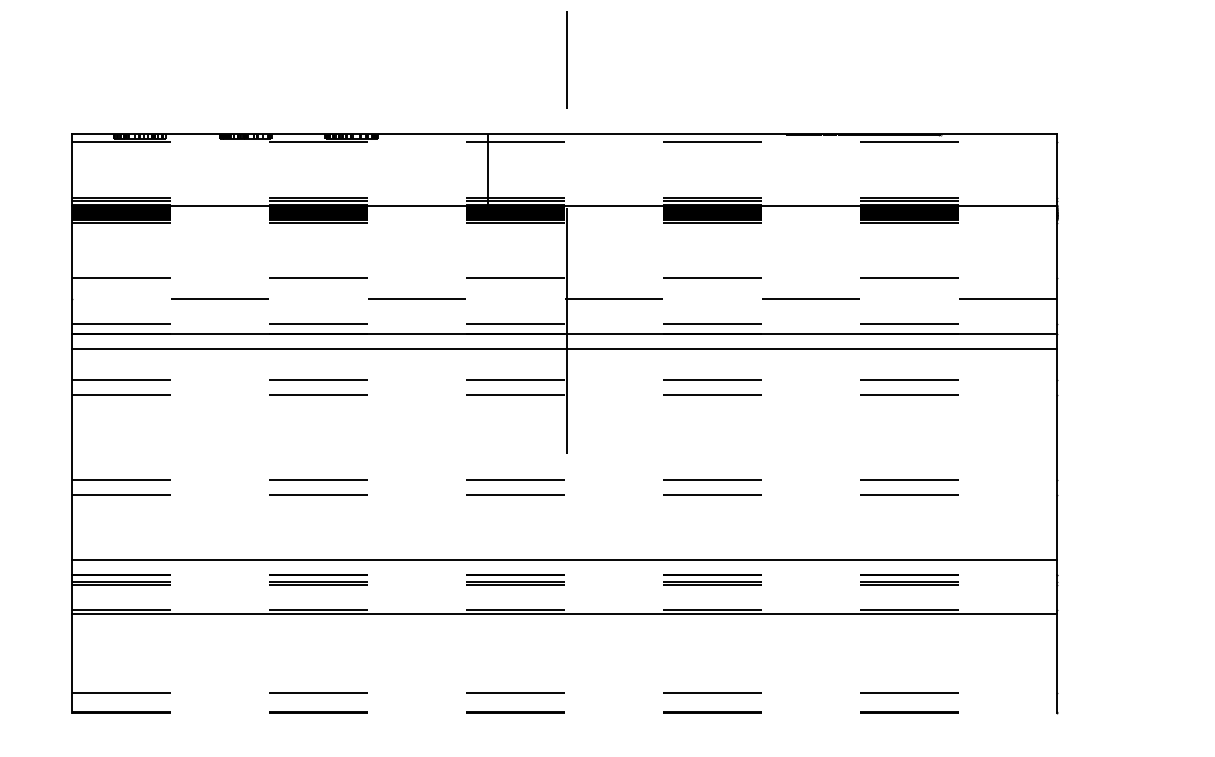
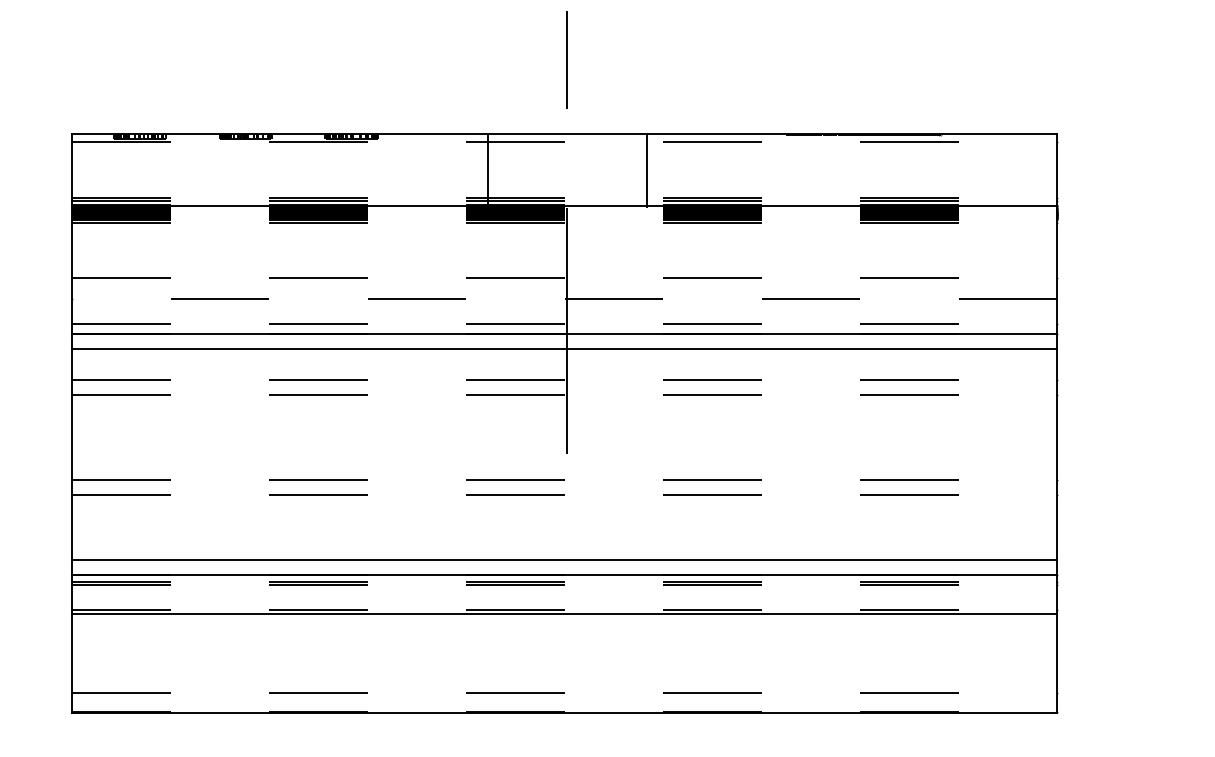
line: none -> present (646, 170)
line: dashed -> solid (565, 575)
line: dashed -> solid (565, 712)
